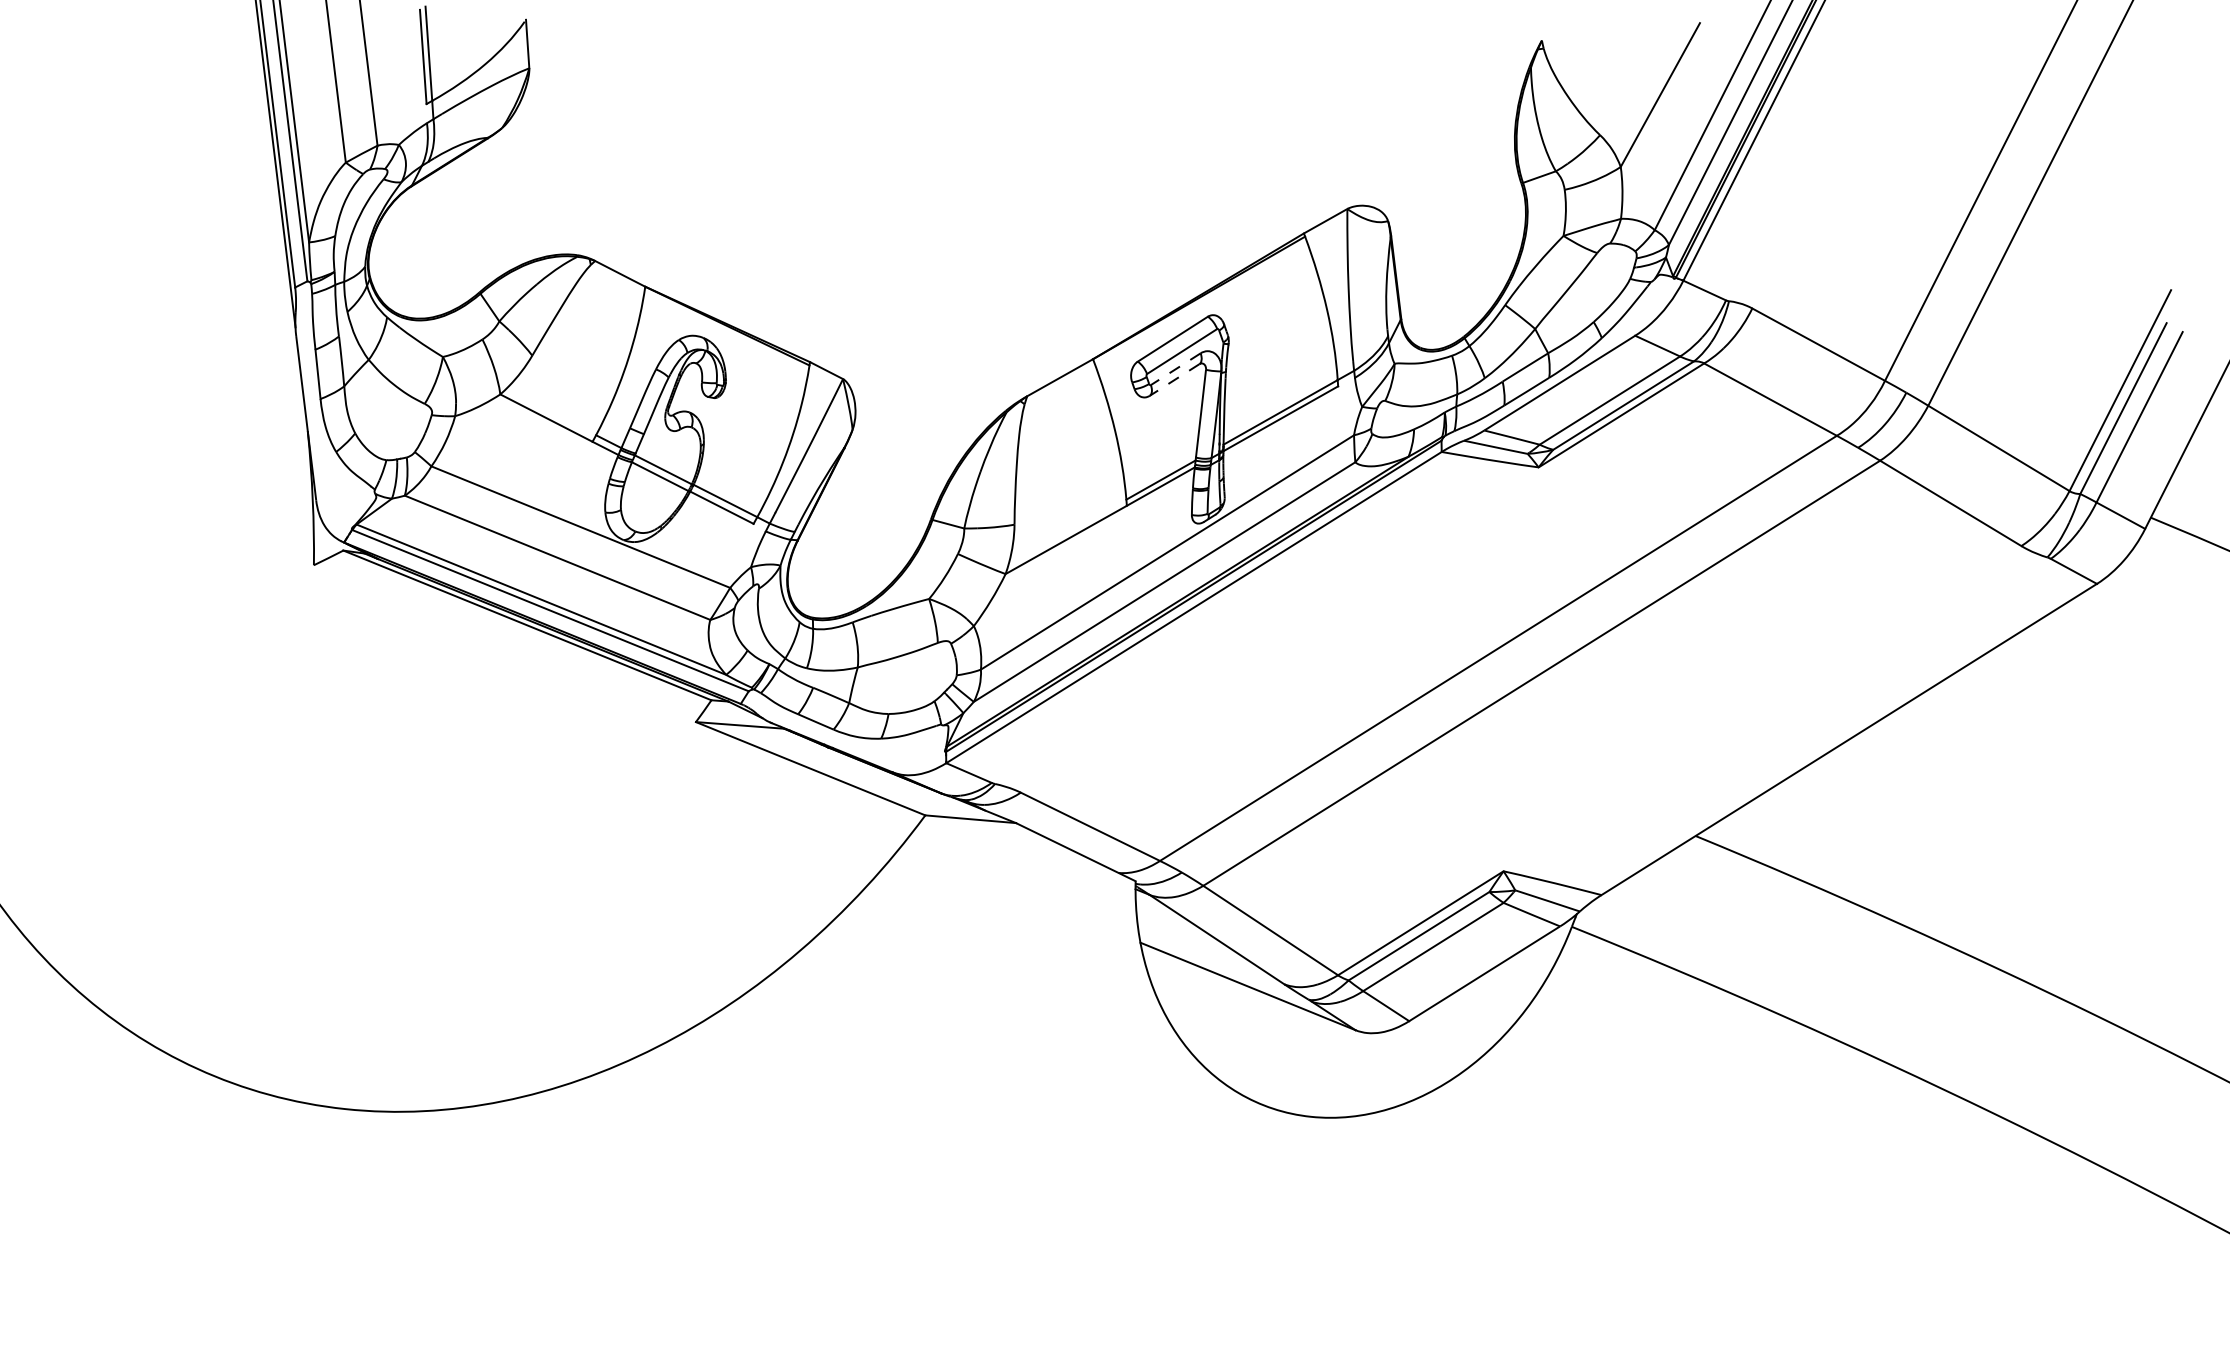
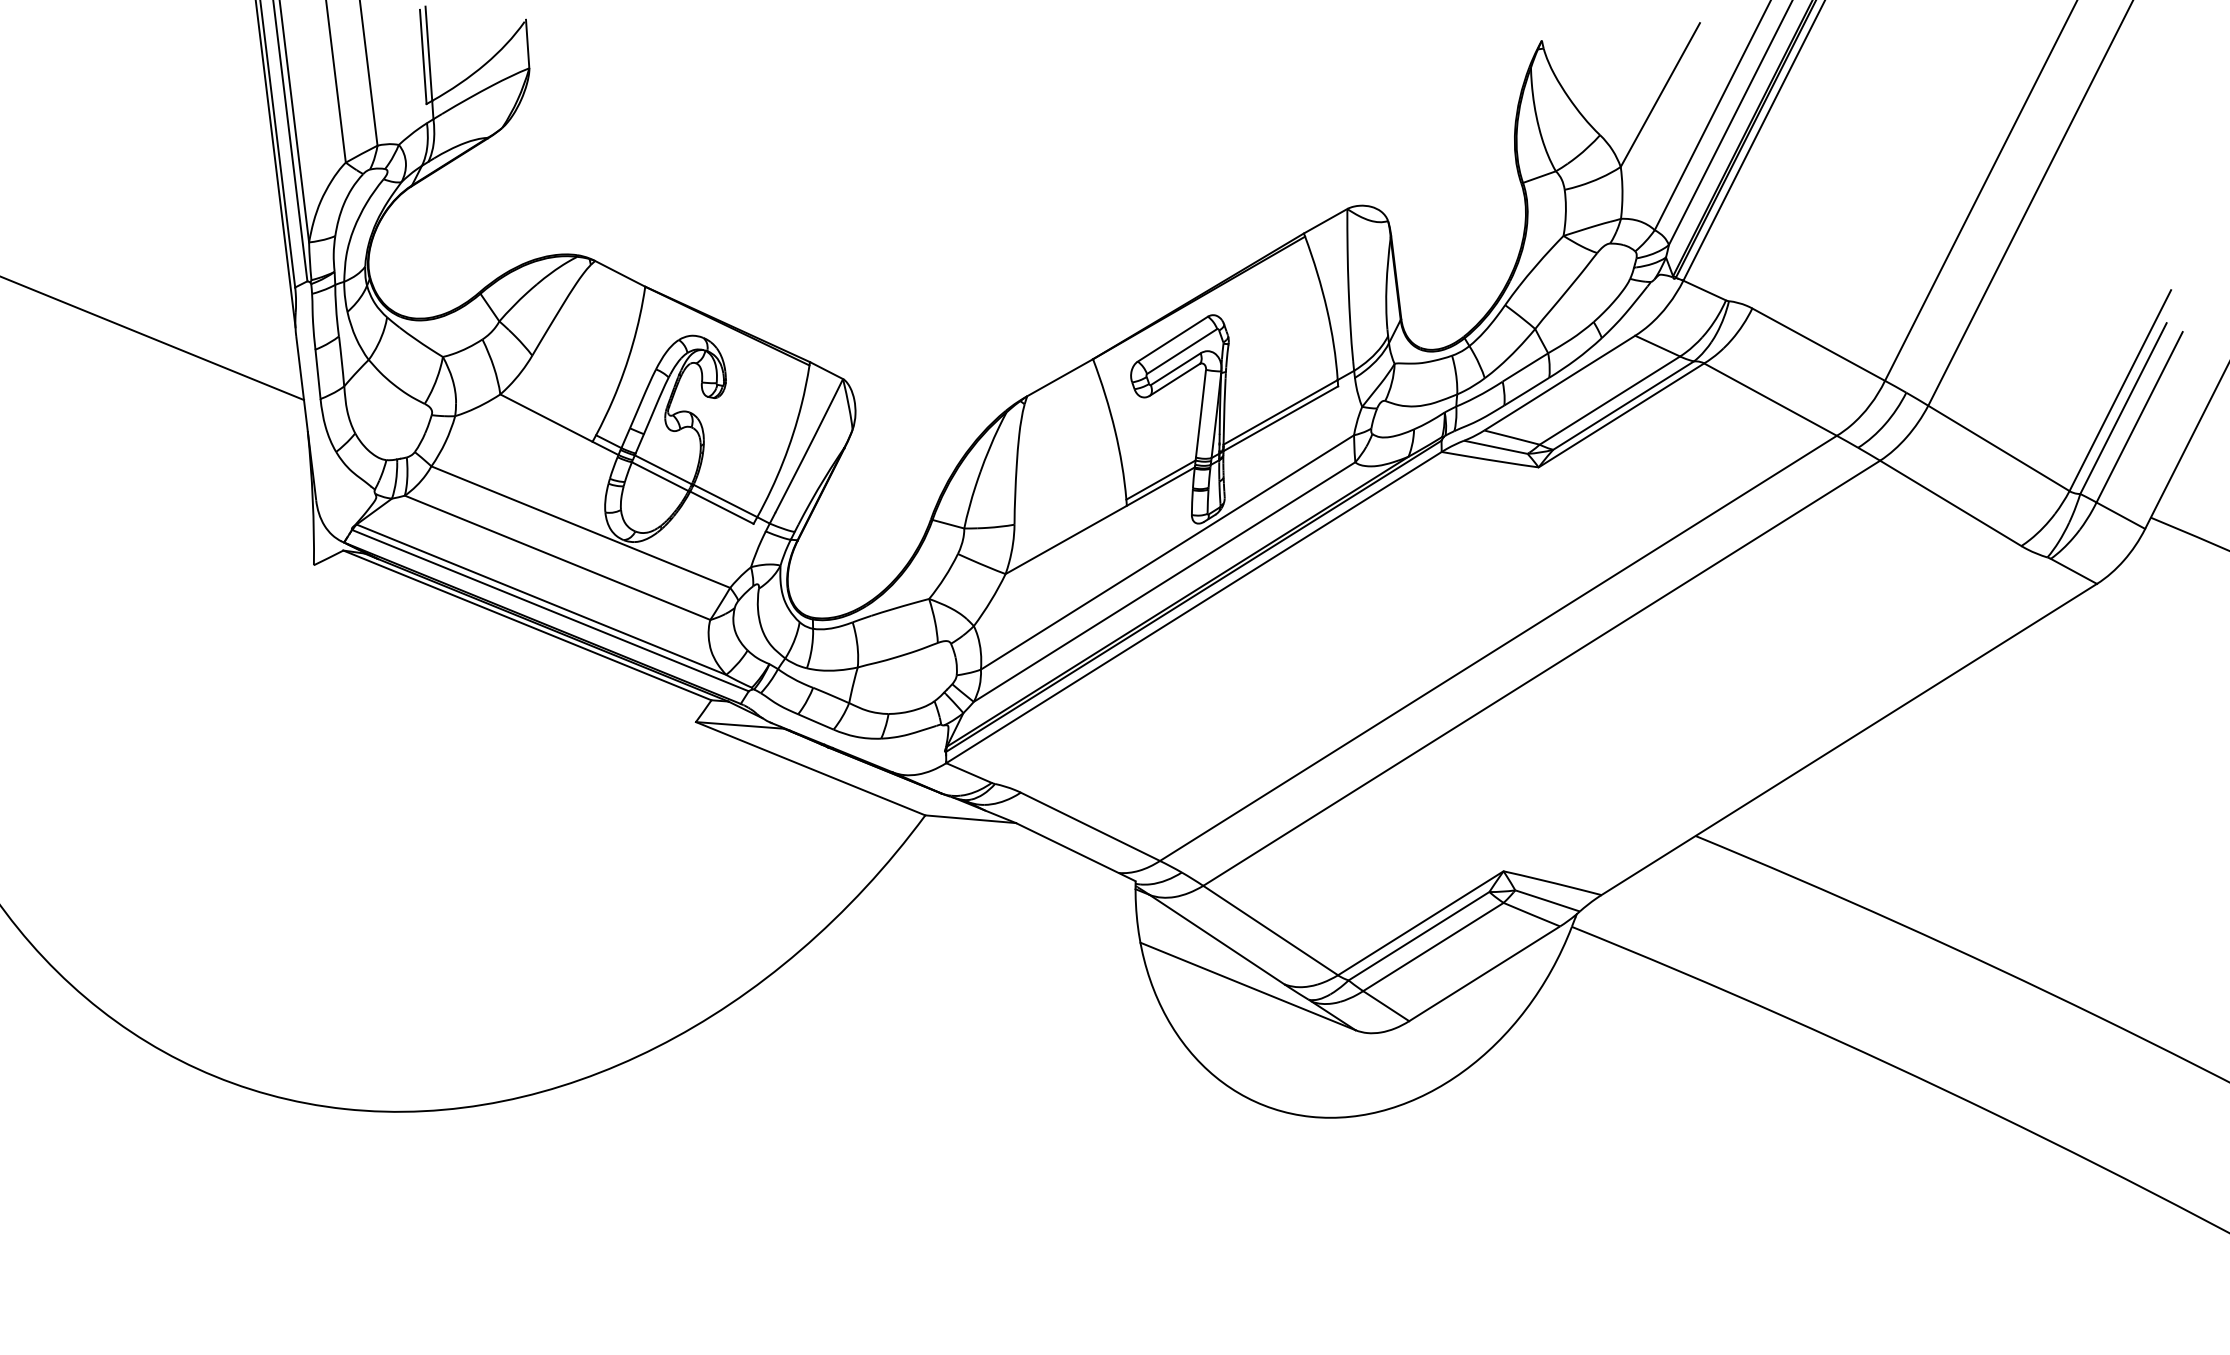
line: none -> present (153, 338)
line: dashed -> solid (1175, 369)
line: dashed -> solid (1174, 380)
